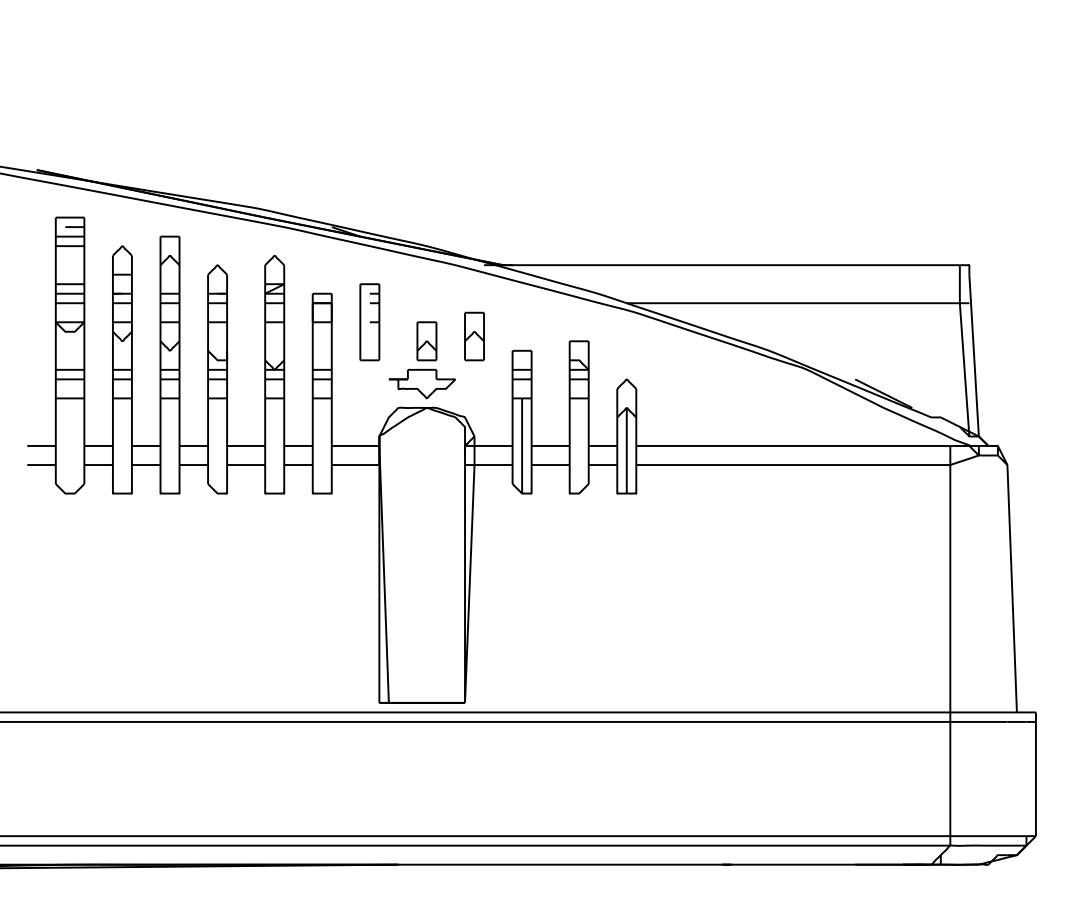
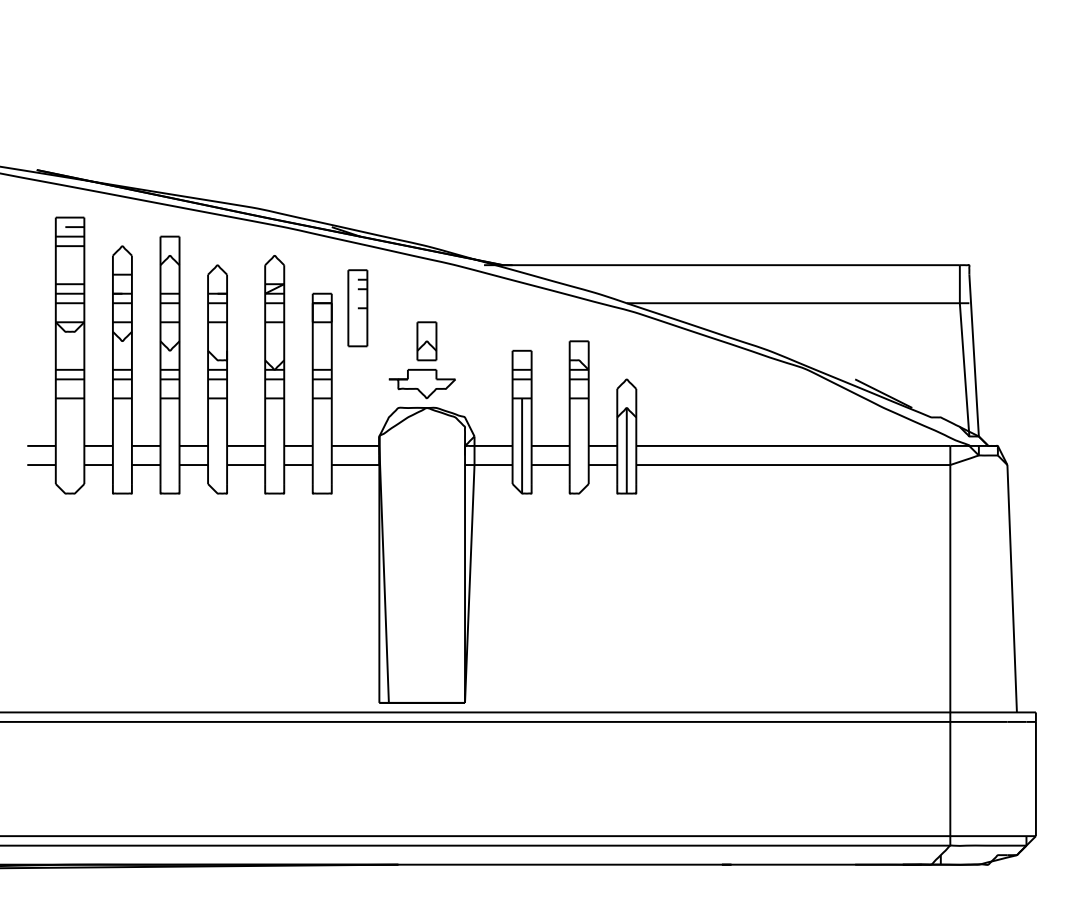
part position: (369, 322) -> (357, 308) (357, 308)
part: present -> none (474, 336)
